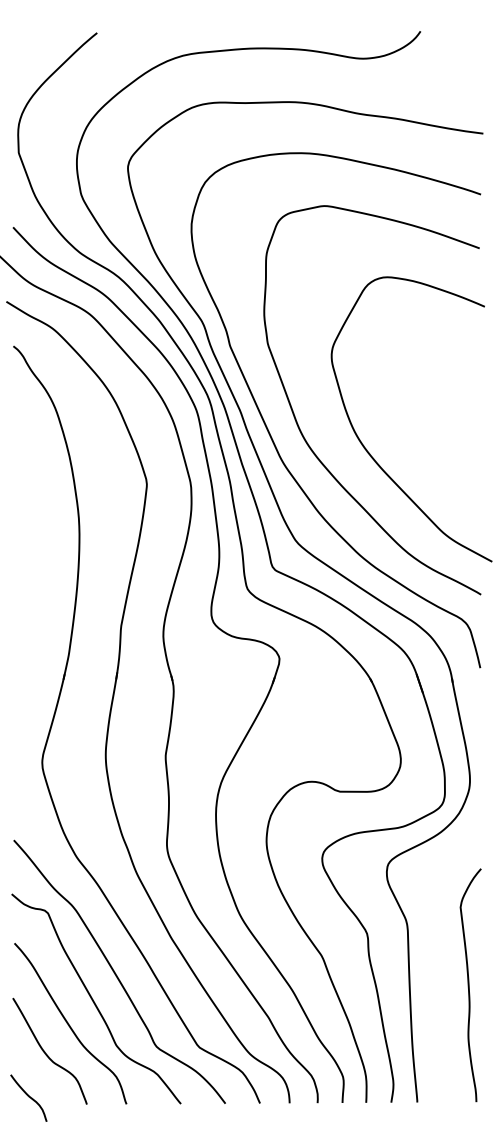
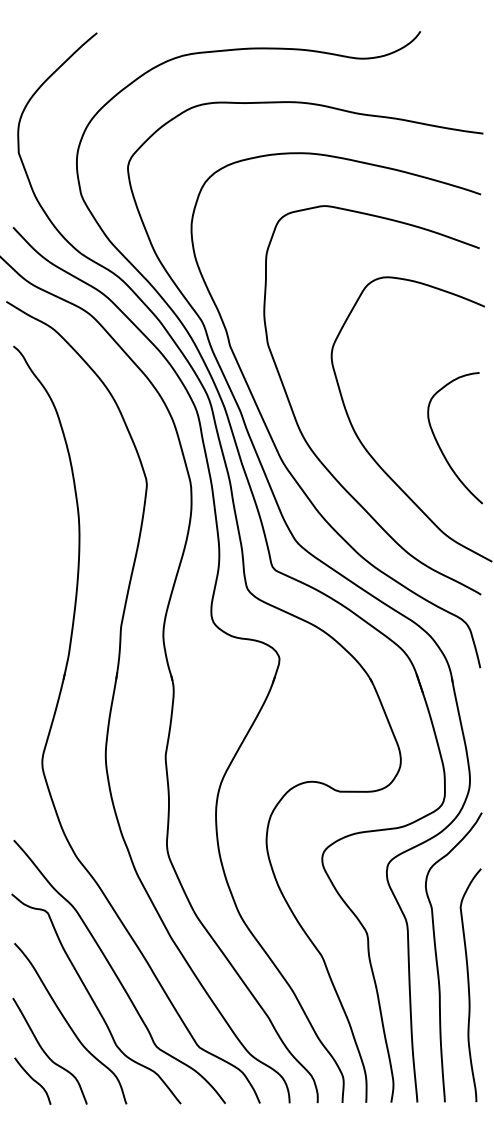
curve: none -> present (440, 446)
curve: none -> present (437, 957)
curve position: (28, 1097) -> (32, 1080) (32, 1080)
